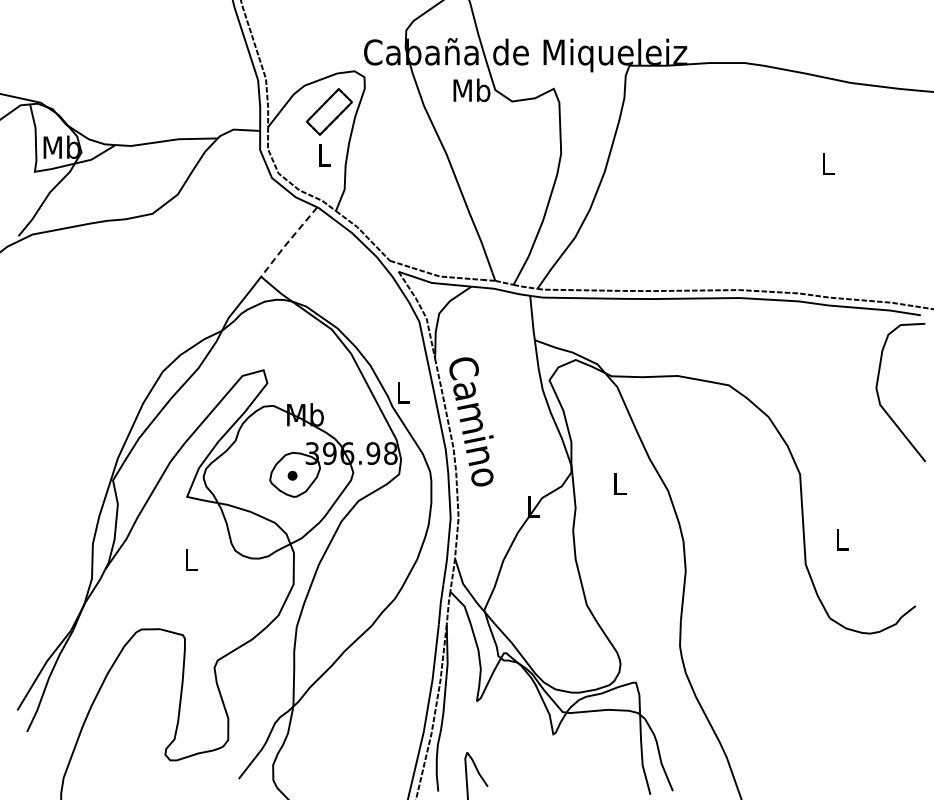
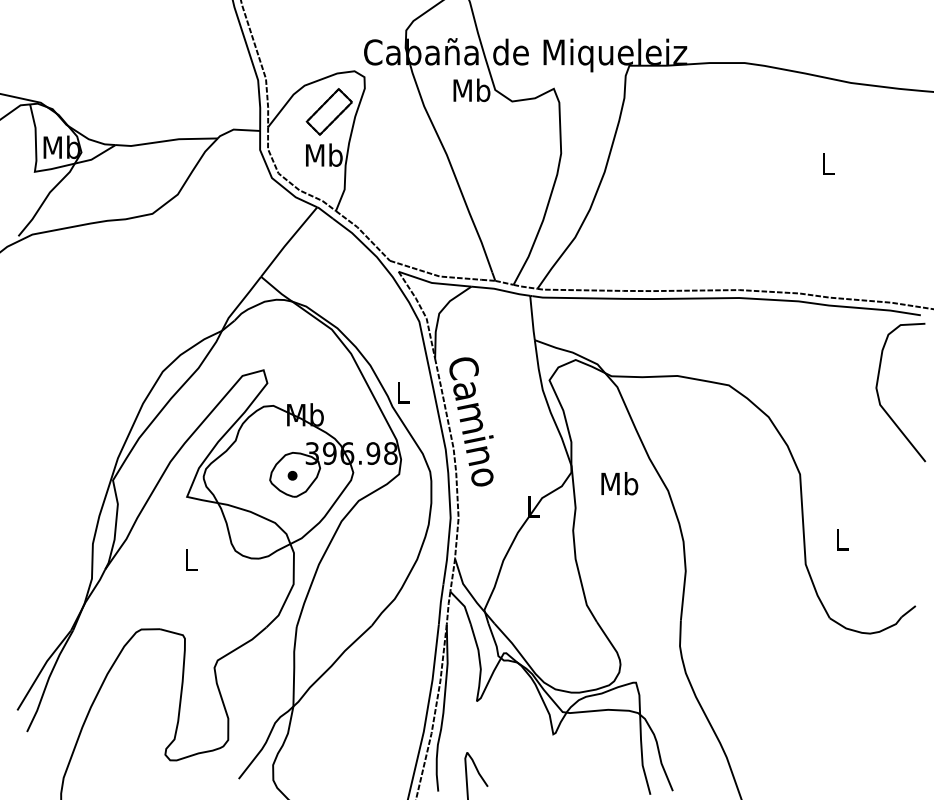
text: L -> Mb (324, 154)
line: dashed -> solid (288, 242)
text: L -> Mb (619, 483)
